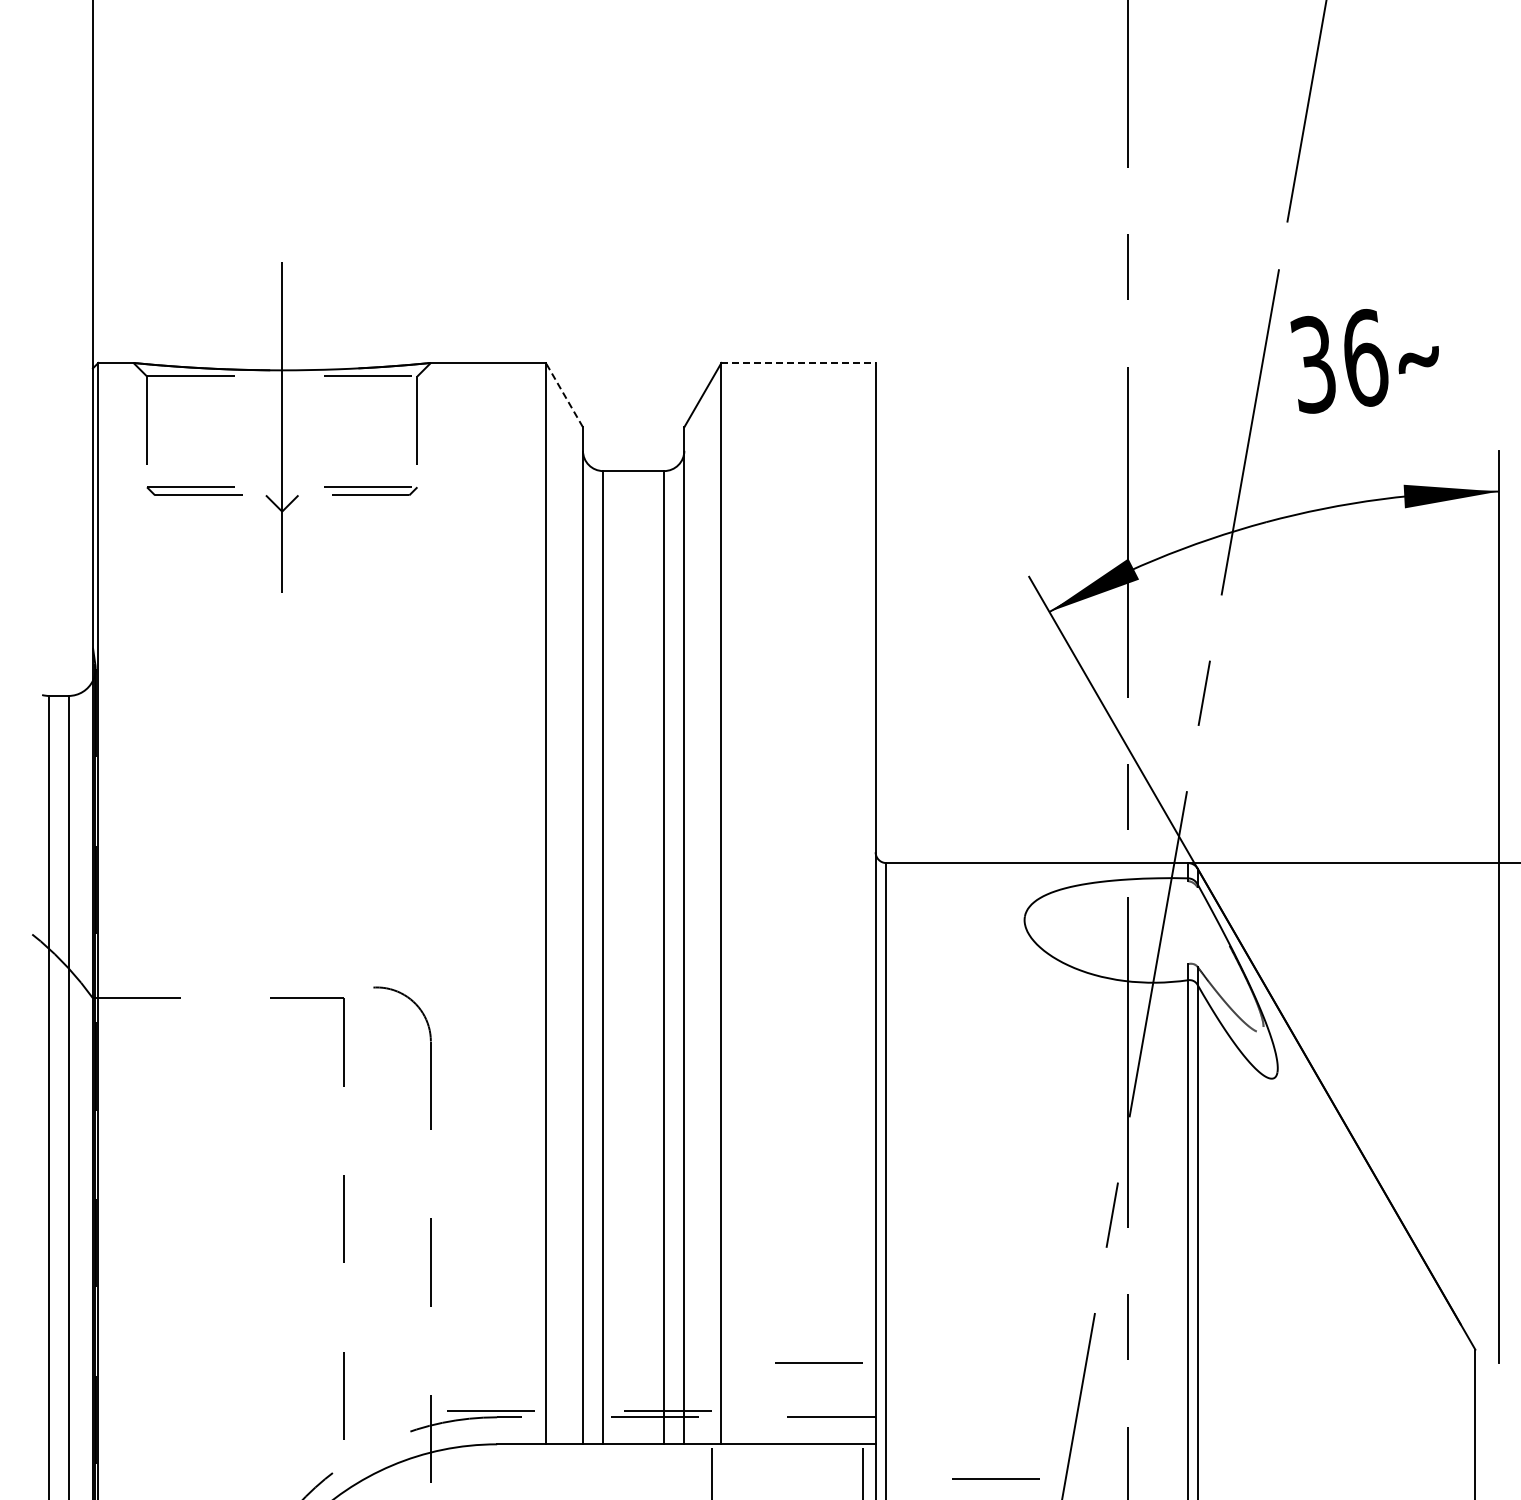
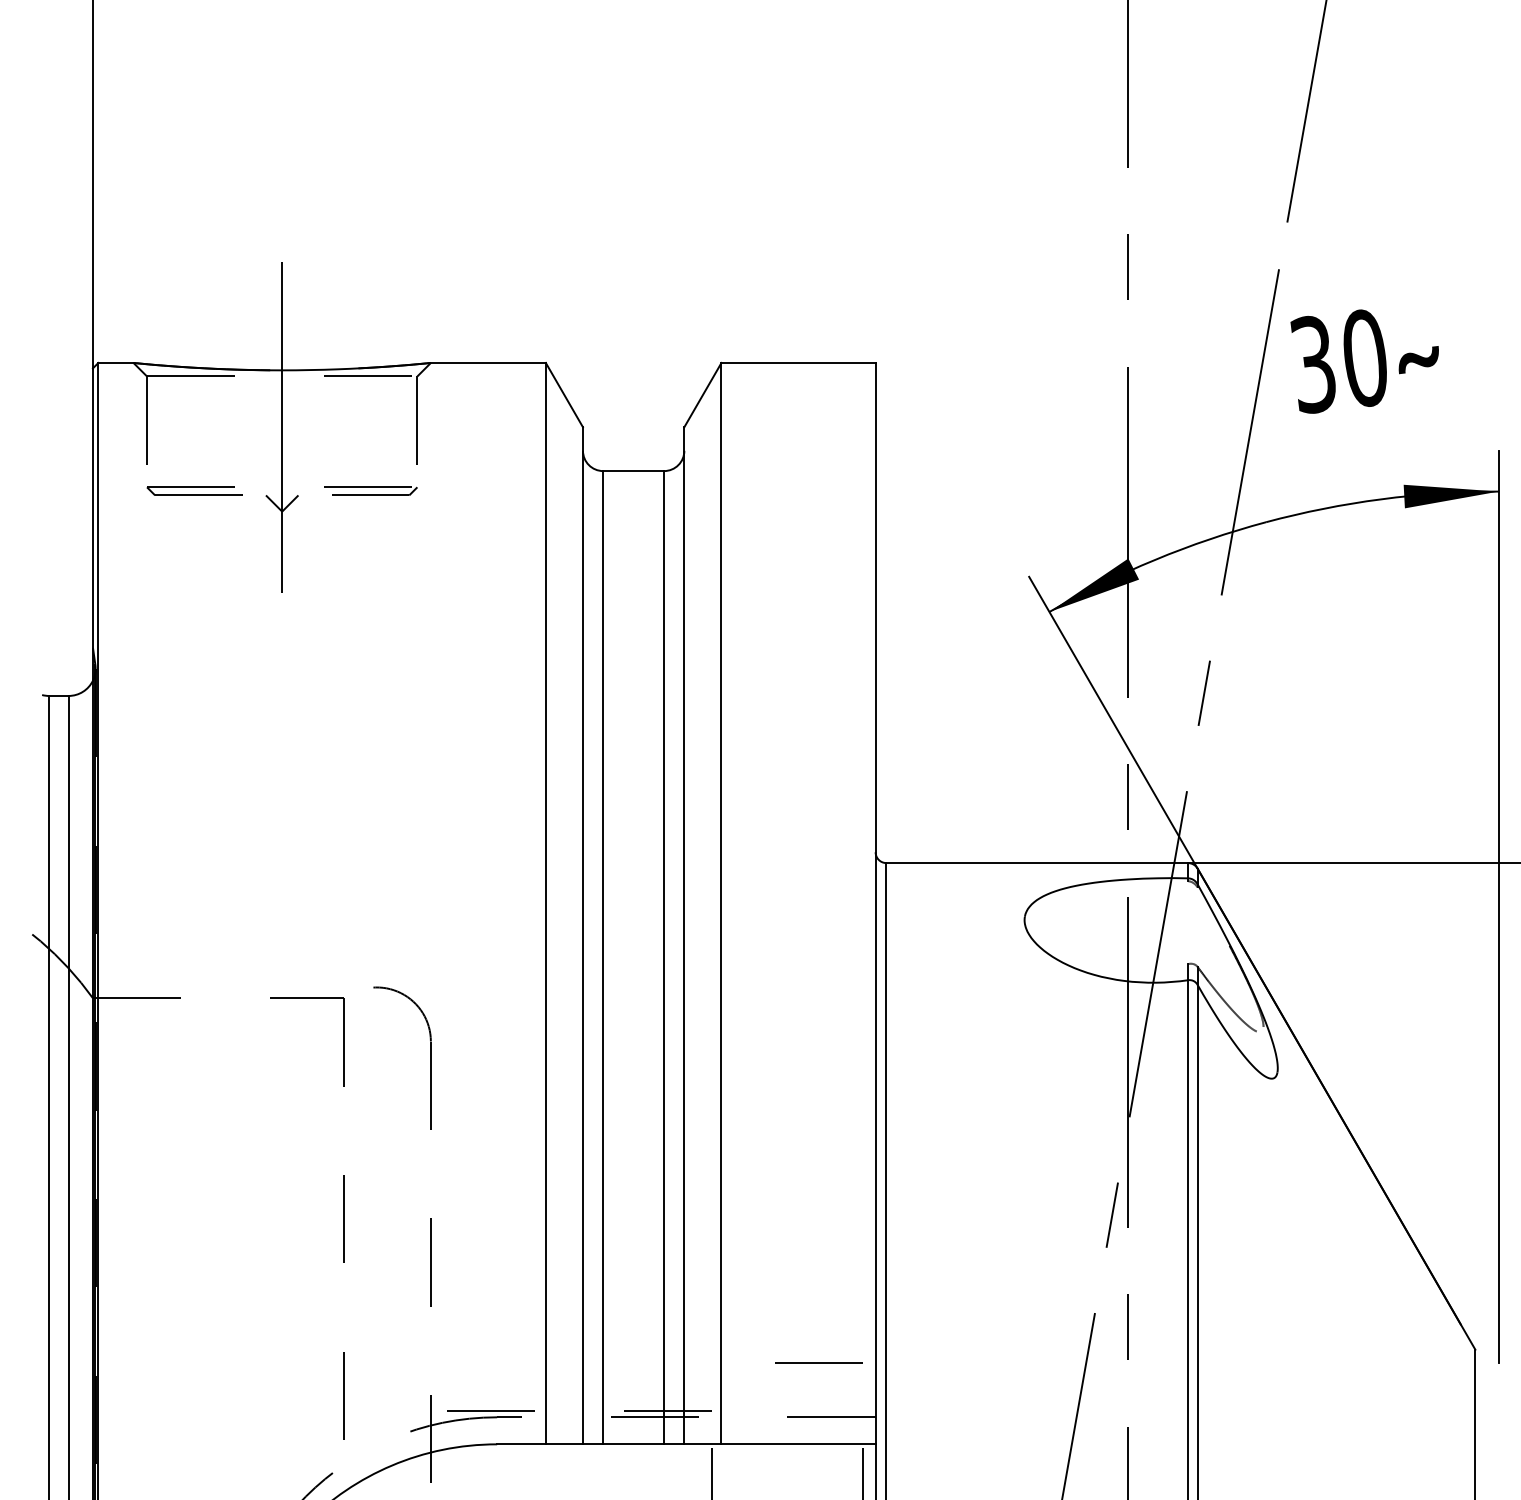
text: 36 -> 30 (1365, 357)
line: dashed -> solid (799, 362)
line: dashed -> solid (564, 394)
line: present -> none (995, 1478)
